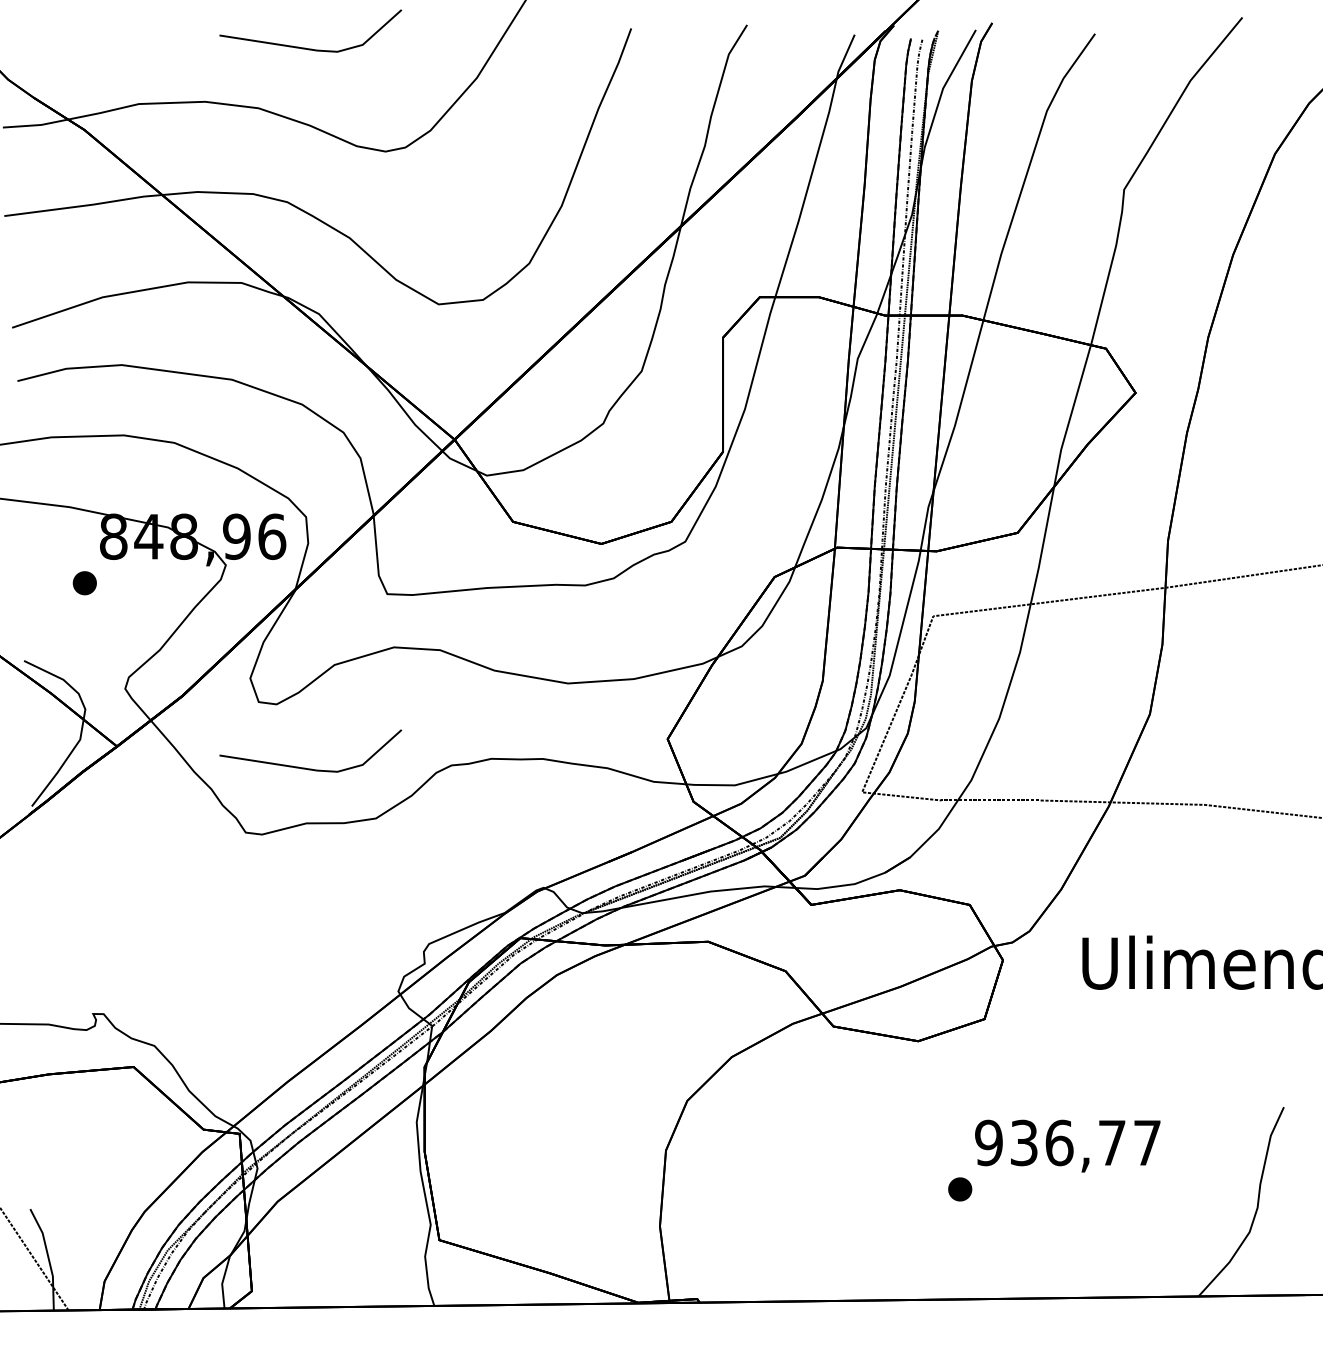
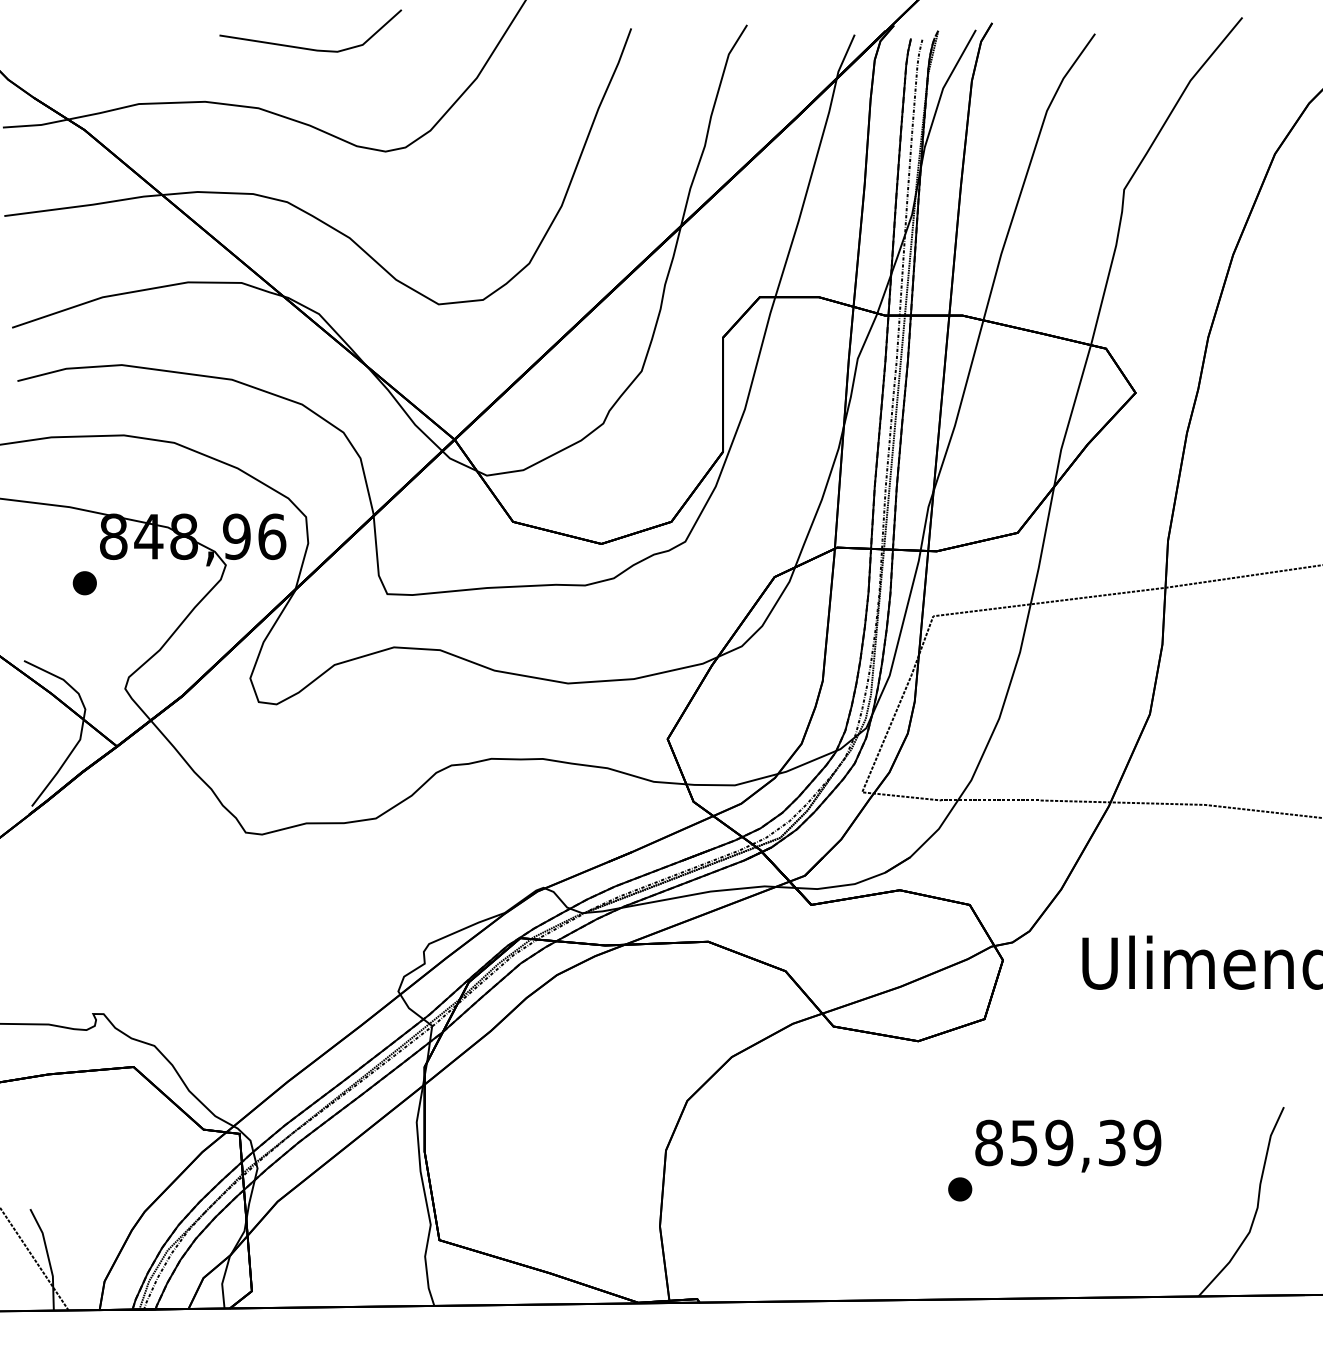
part: present -> none (305, 767)
text: 936,77 -> 859,39 (1068, 1142)
